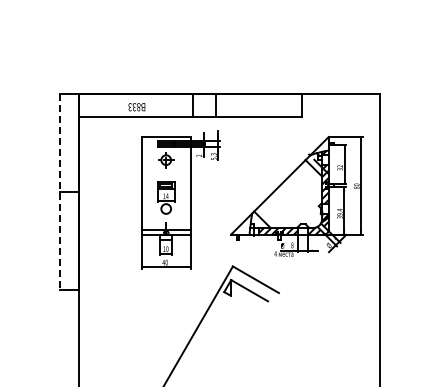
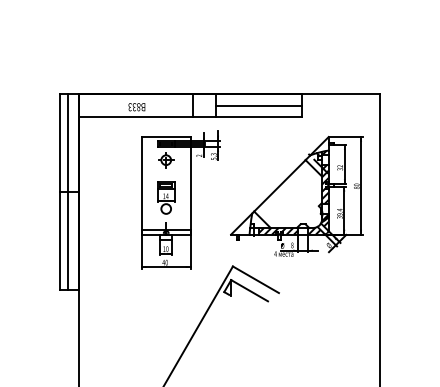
line: none -> present (258, 105)
line: none -> present (67, 191)
line: dashed -> solid (59, 192)
